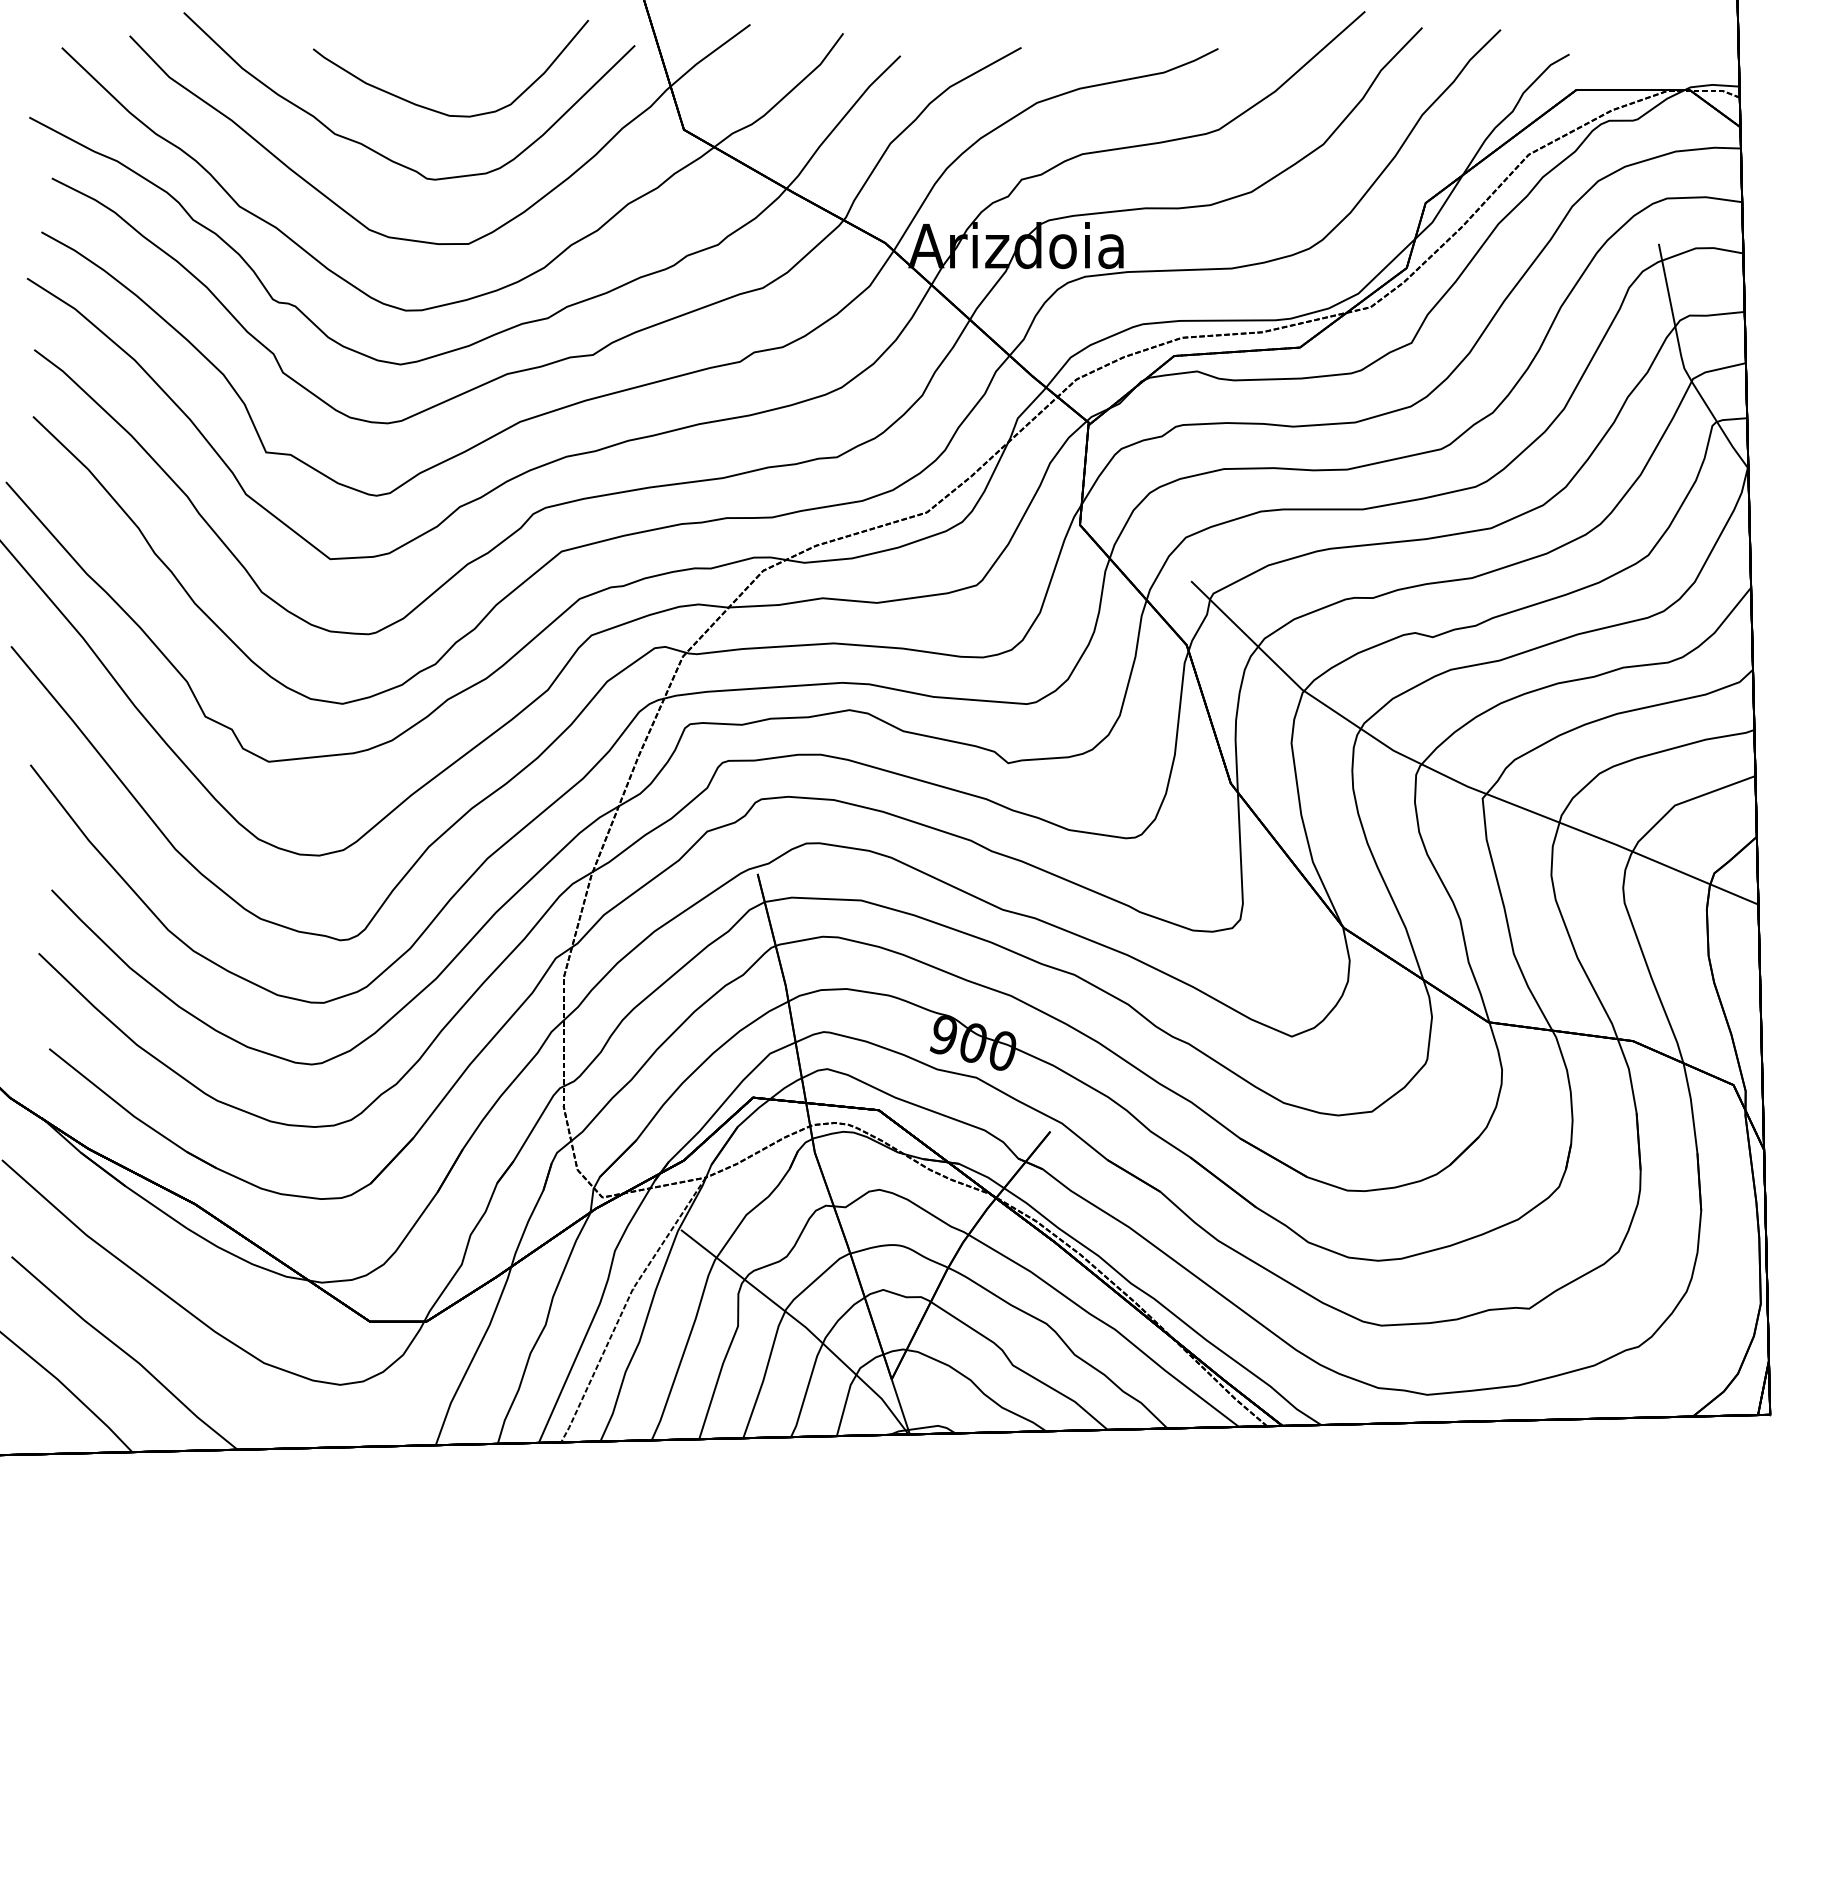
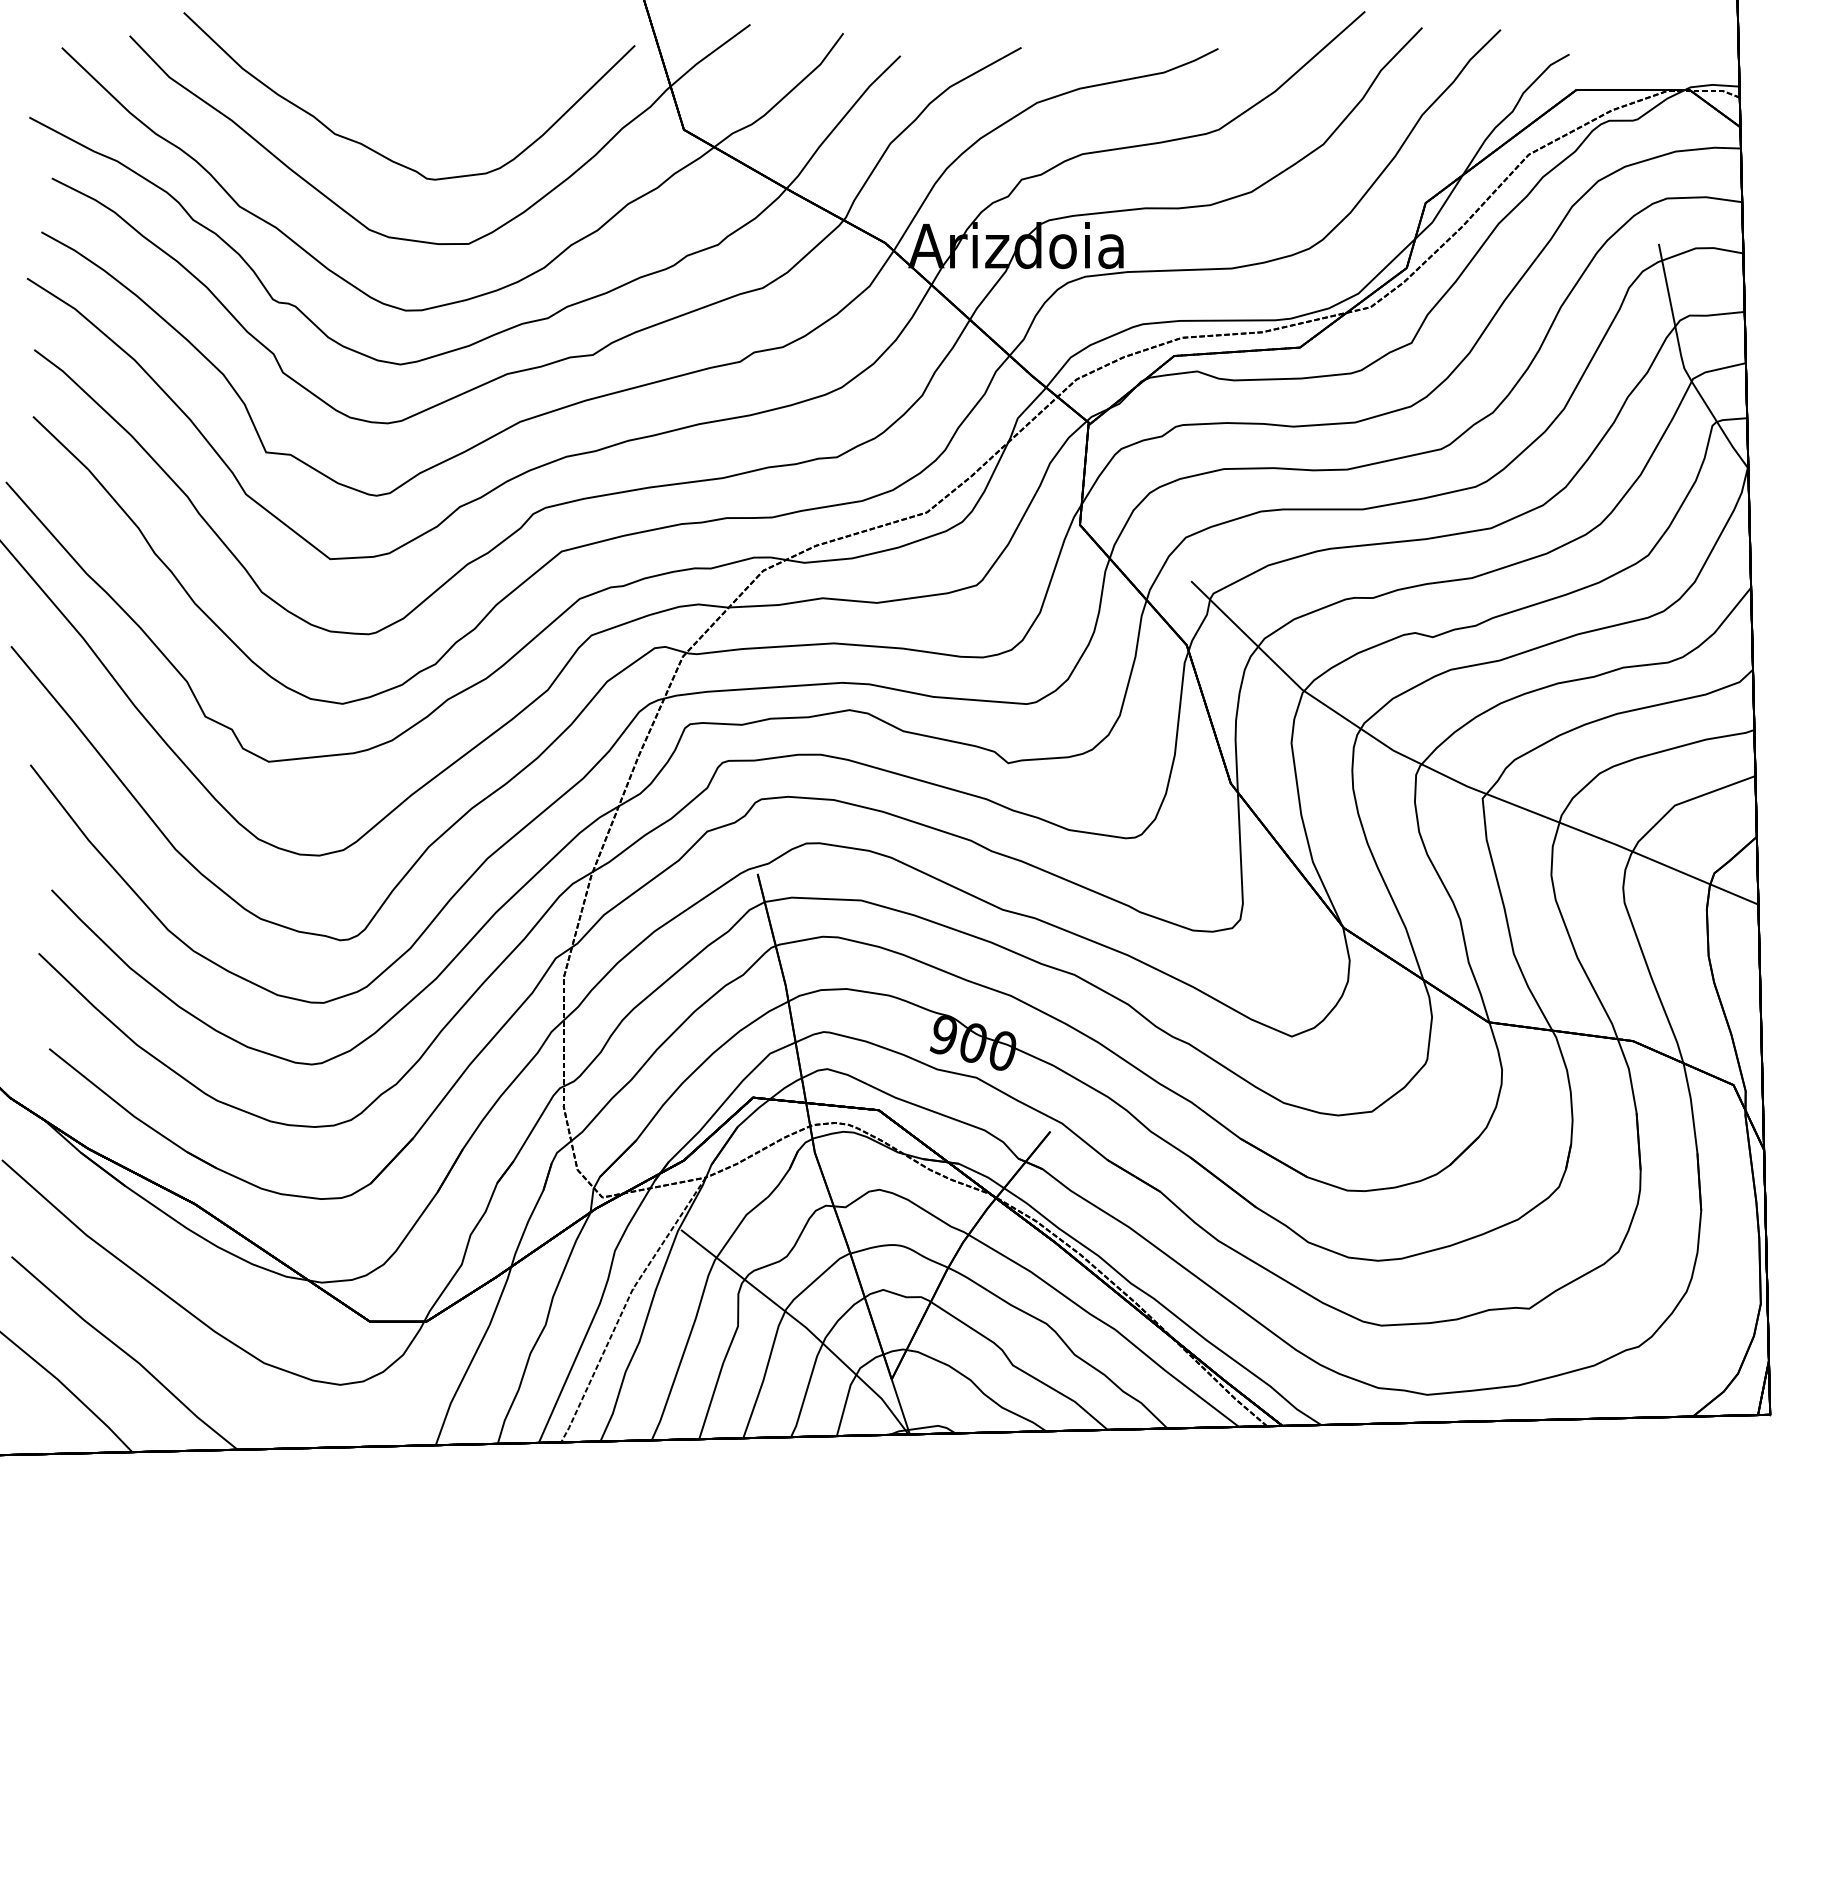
curve: present -> none (437, 110)
